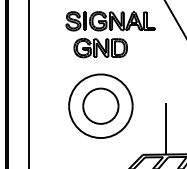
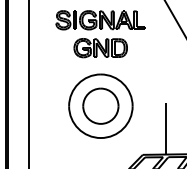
part position: (110, 21) -> (100, 20) (100, 20)
